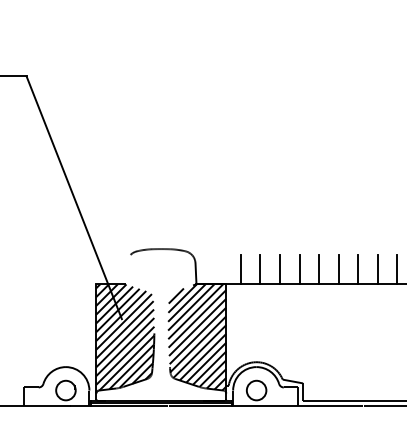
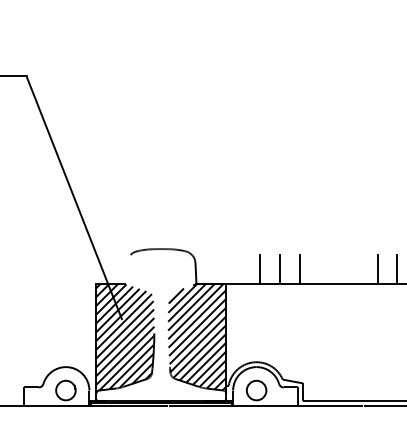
line: present -> none (240, 269)
line: present -> none (319, 269)
line: present -> none (338, 269)
line: present -> none (358, 269)
